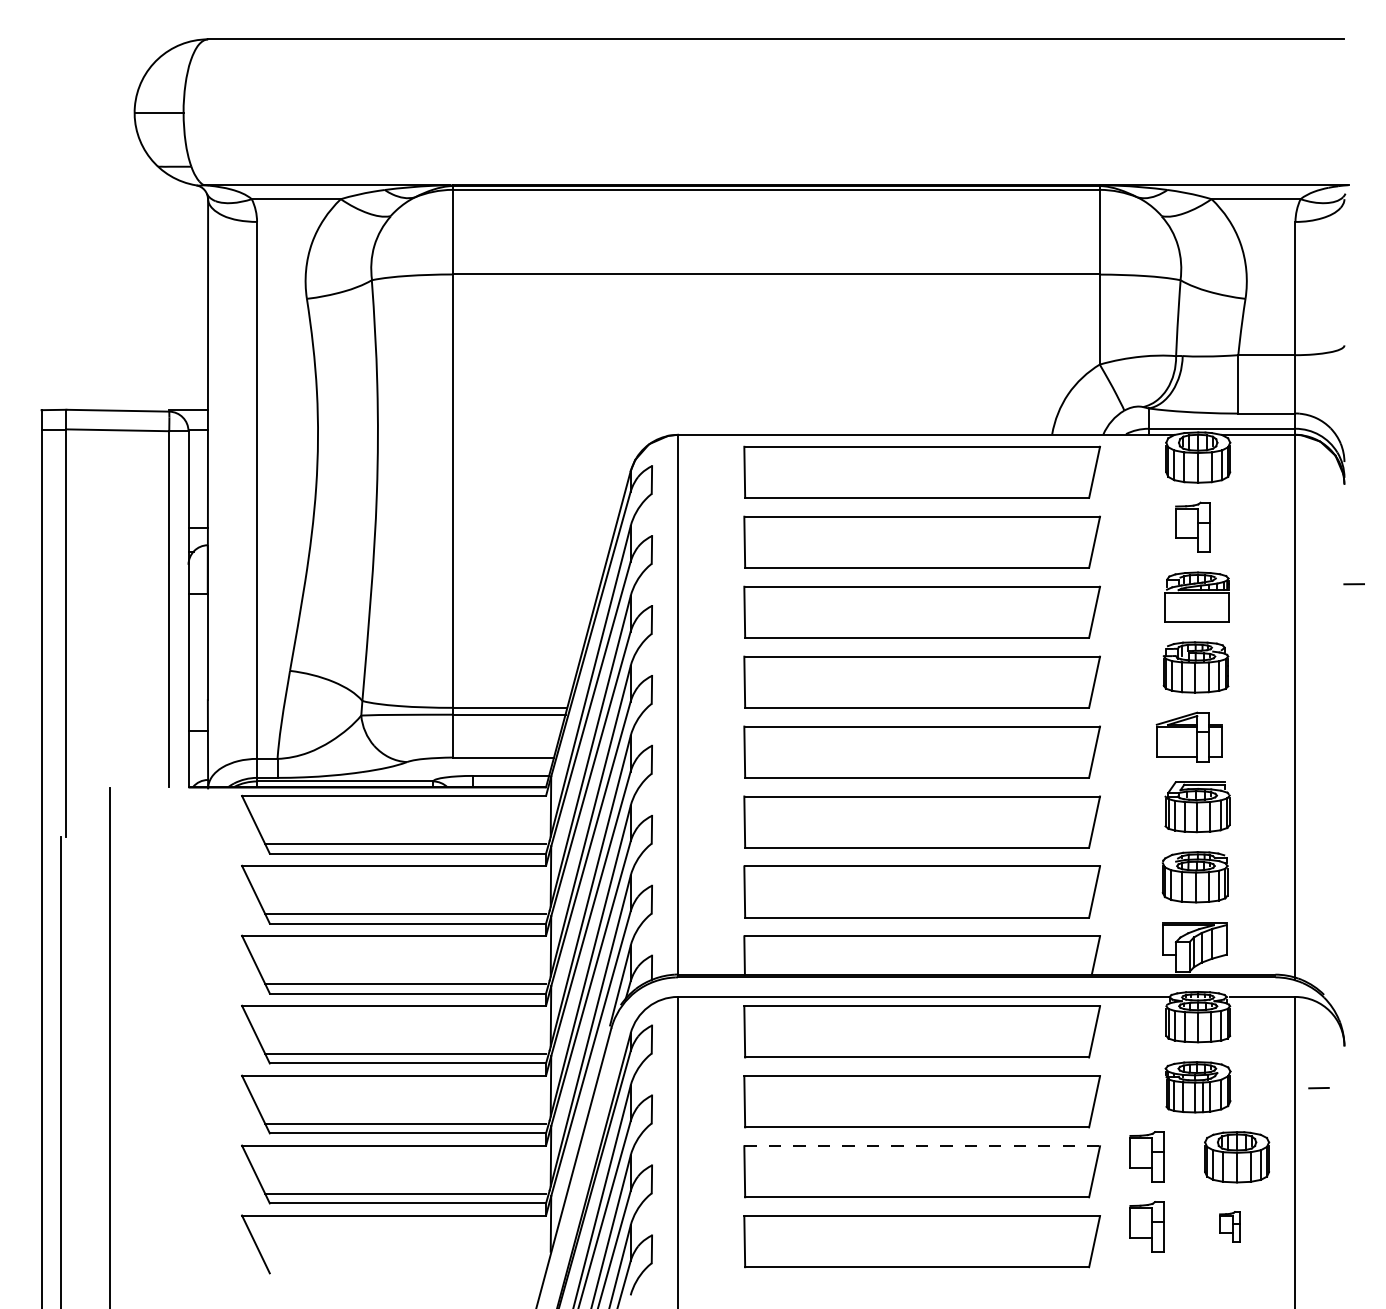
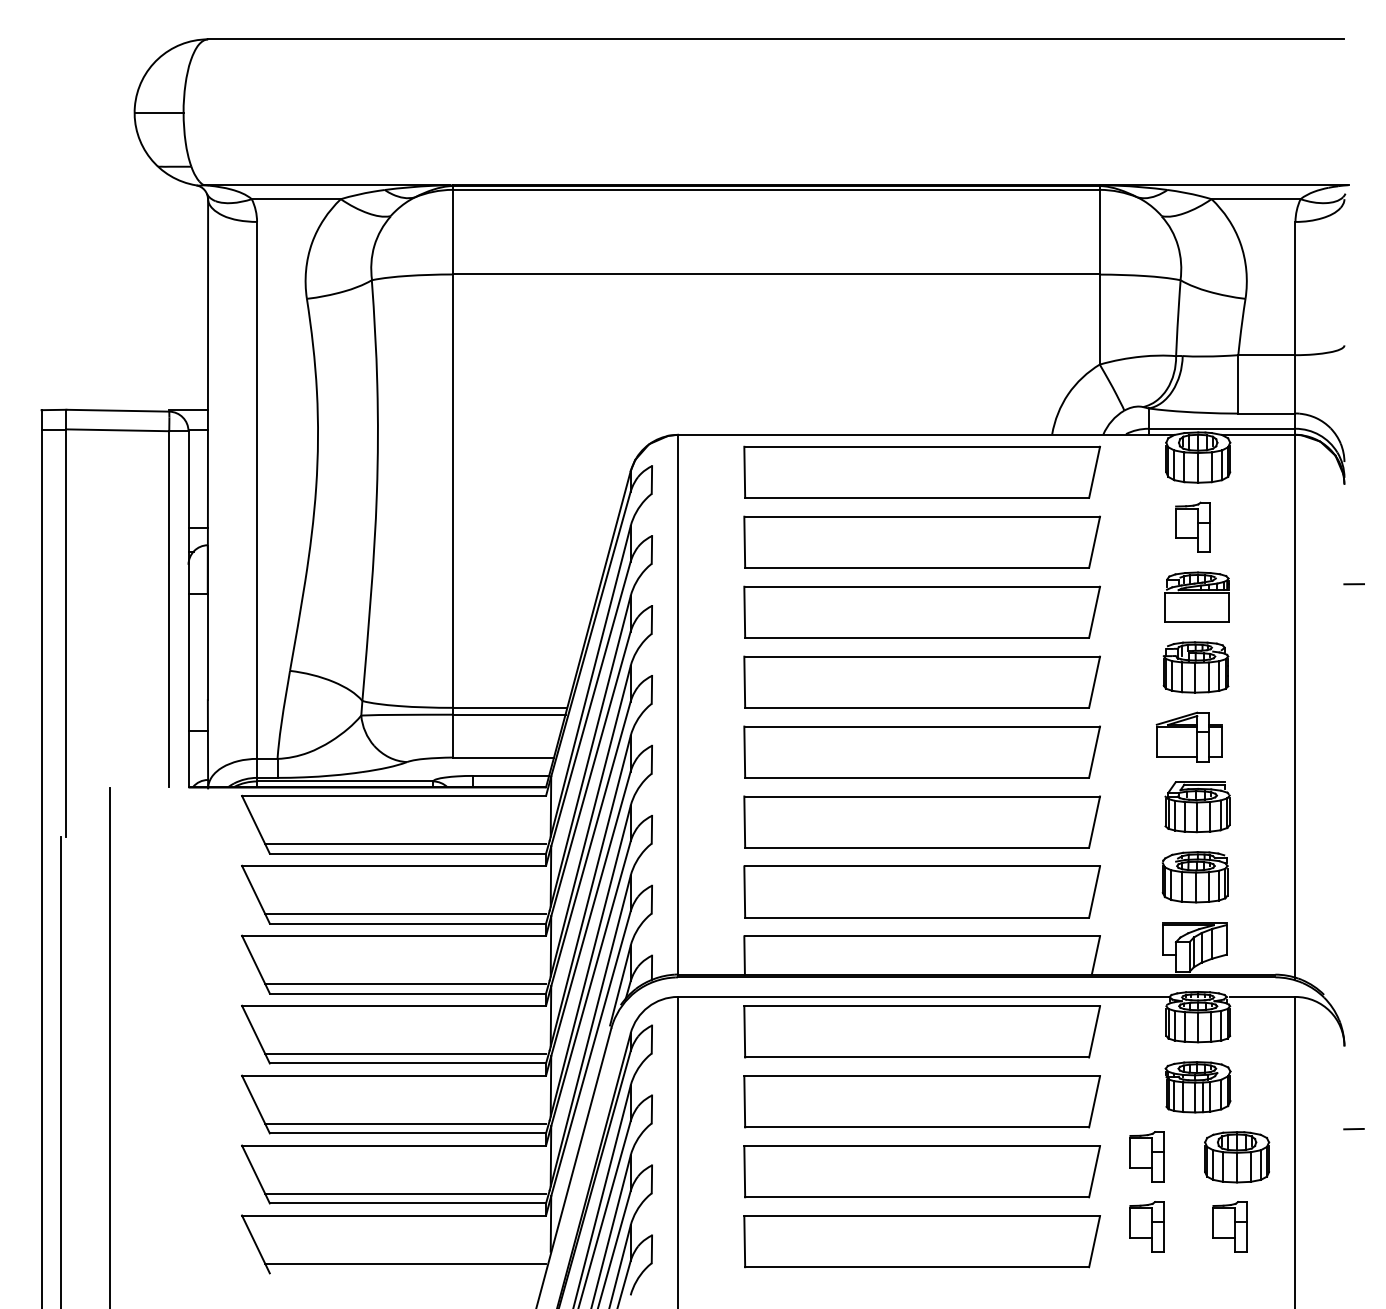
line position: (1318, 1088) -> (1353, 1129) (1353, 1129)
line: dashed -> solid (922, 1146)
part size: 22x32 px -> 36x52 px (1229, 1226)
line: none -> present (405, 1263)
